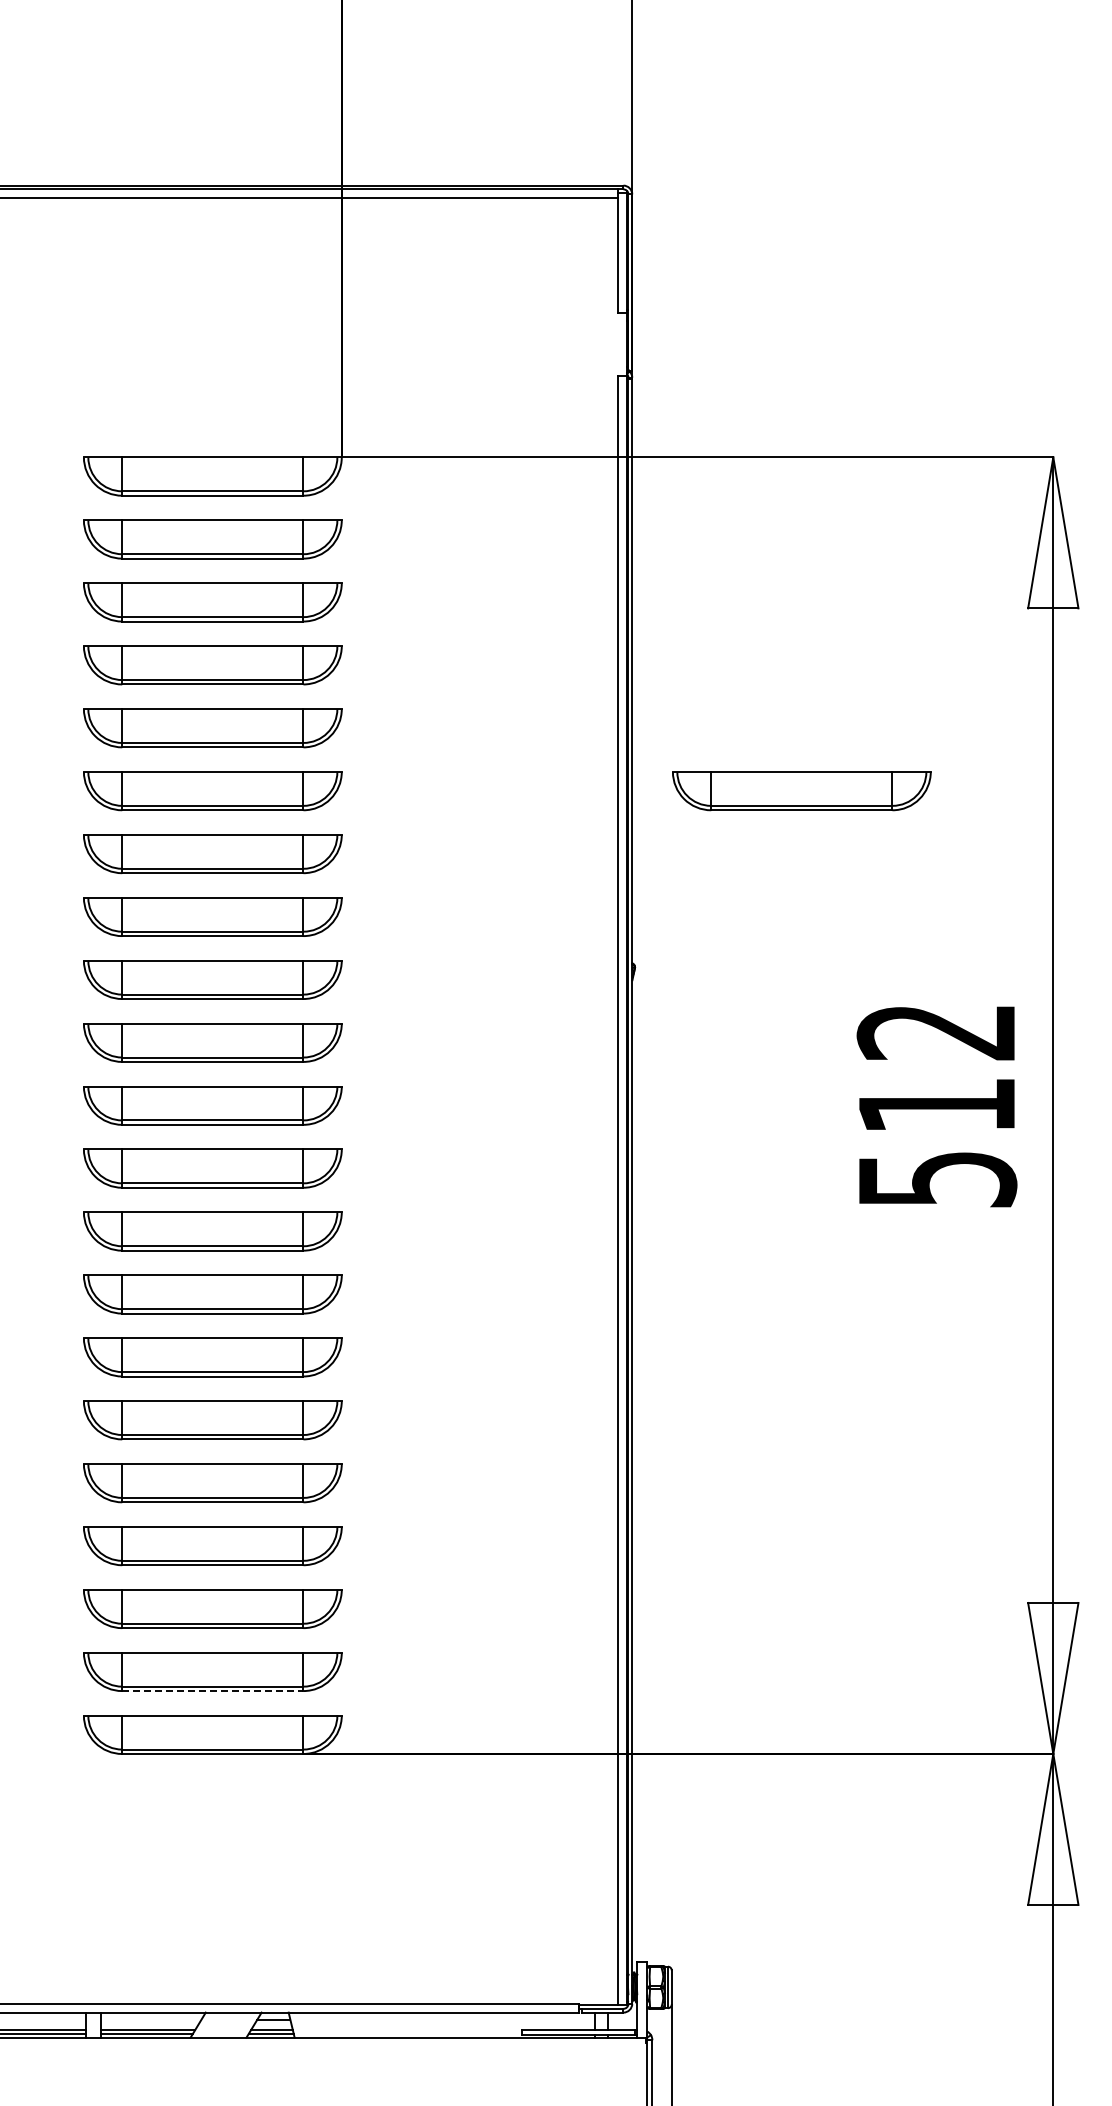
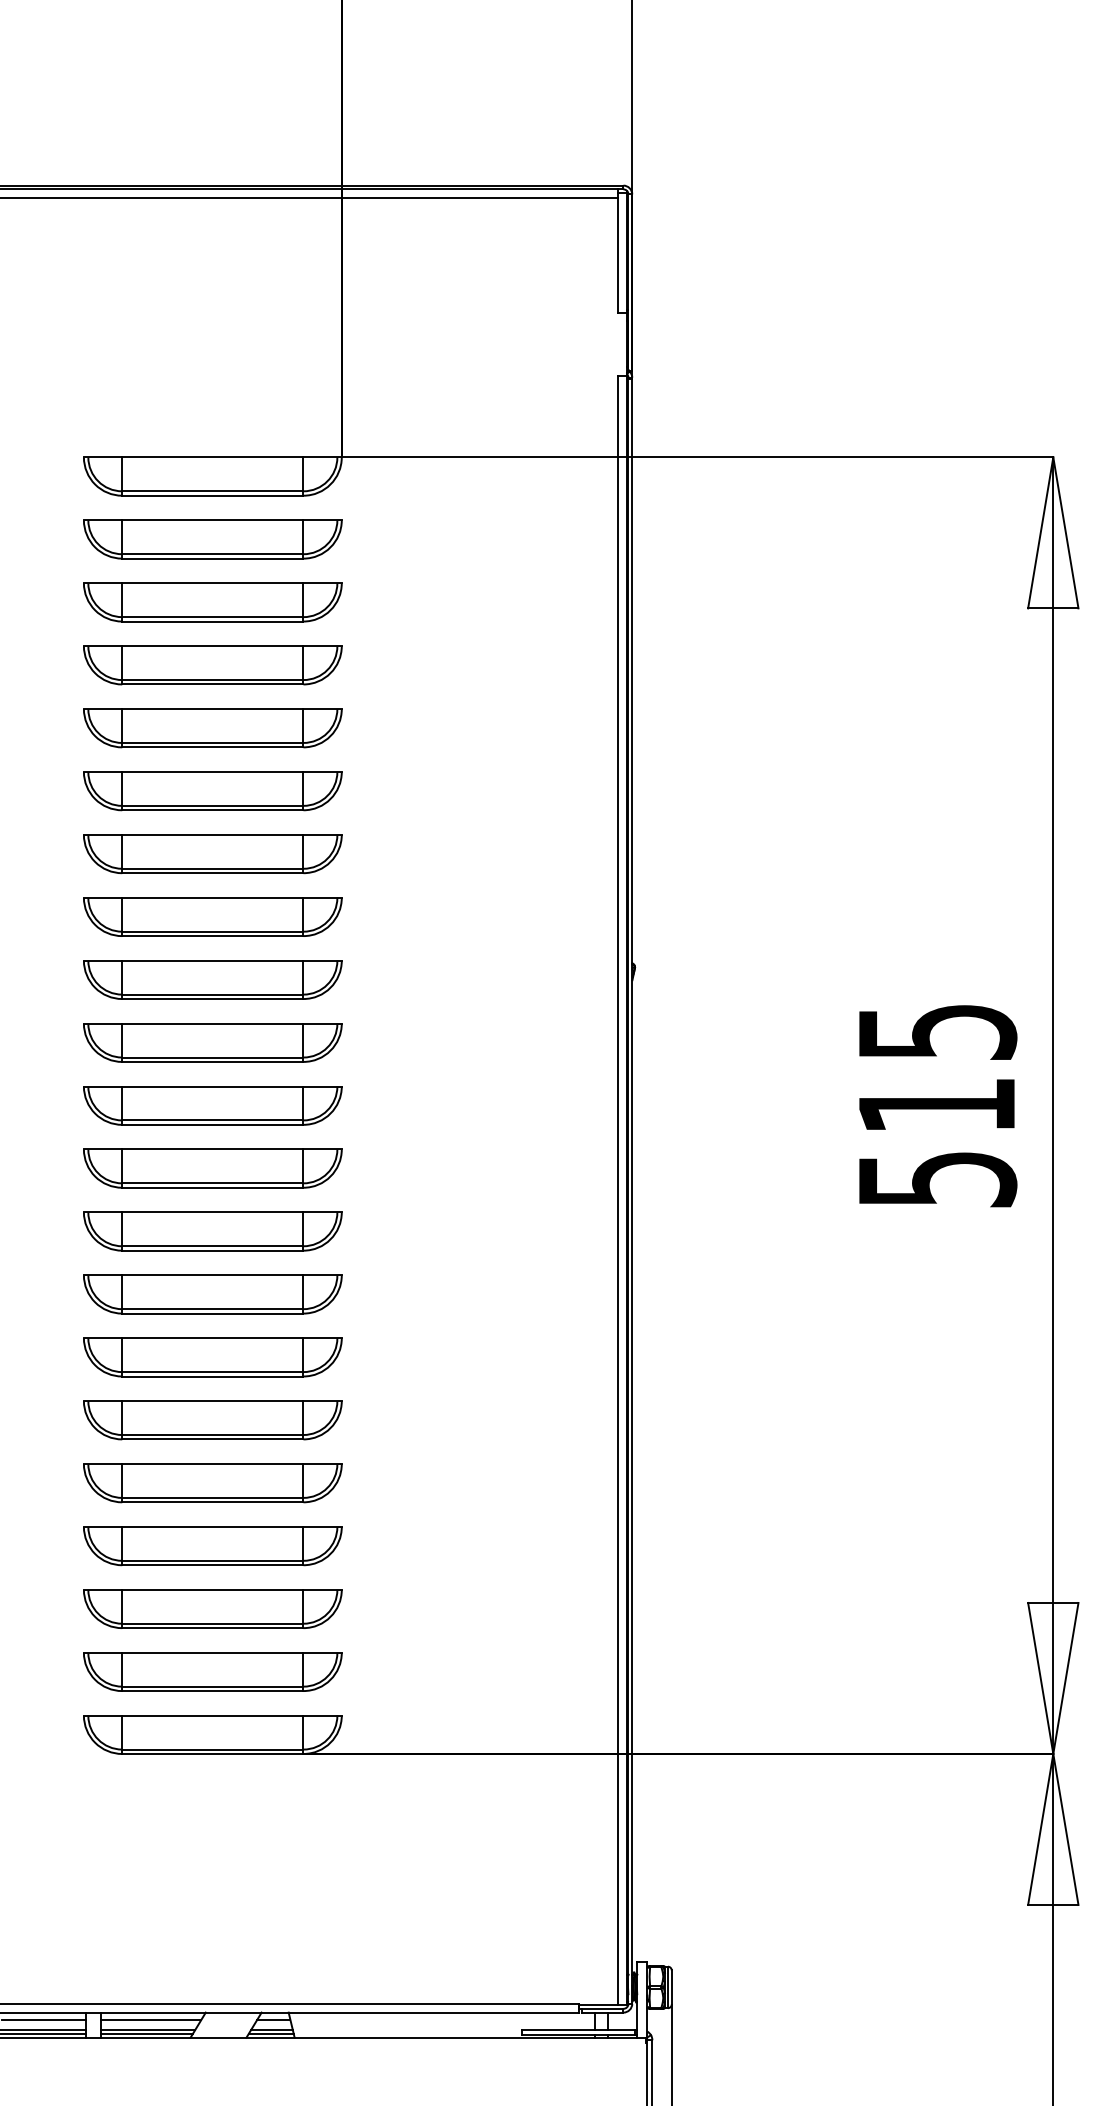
part: present -> none (801, 791)
text: 512 -> 515 (936, 1032)
line: dashed -> solid (212, 1691)
line: none -> present (44, 2020)
line: none -> present (151, 2020)
